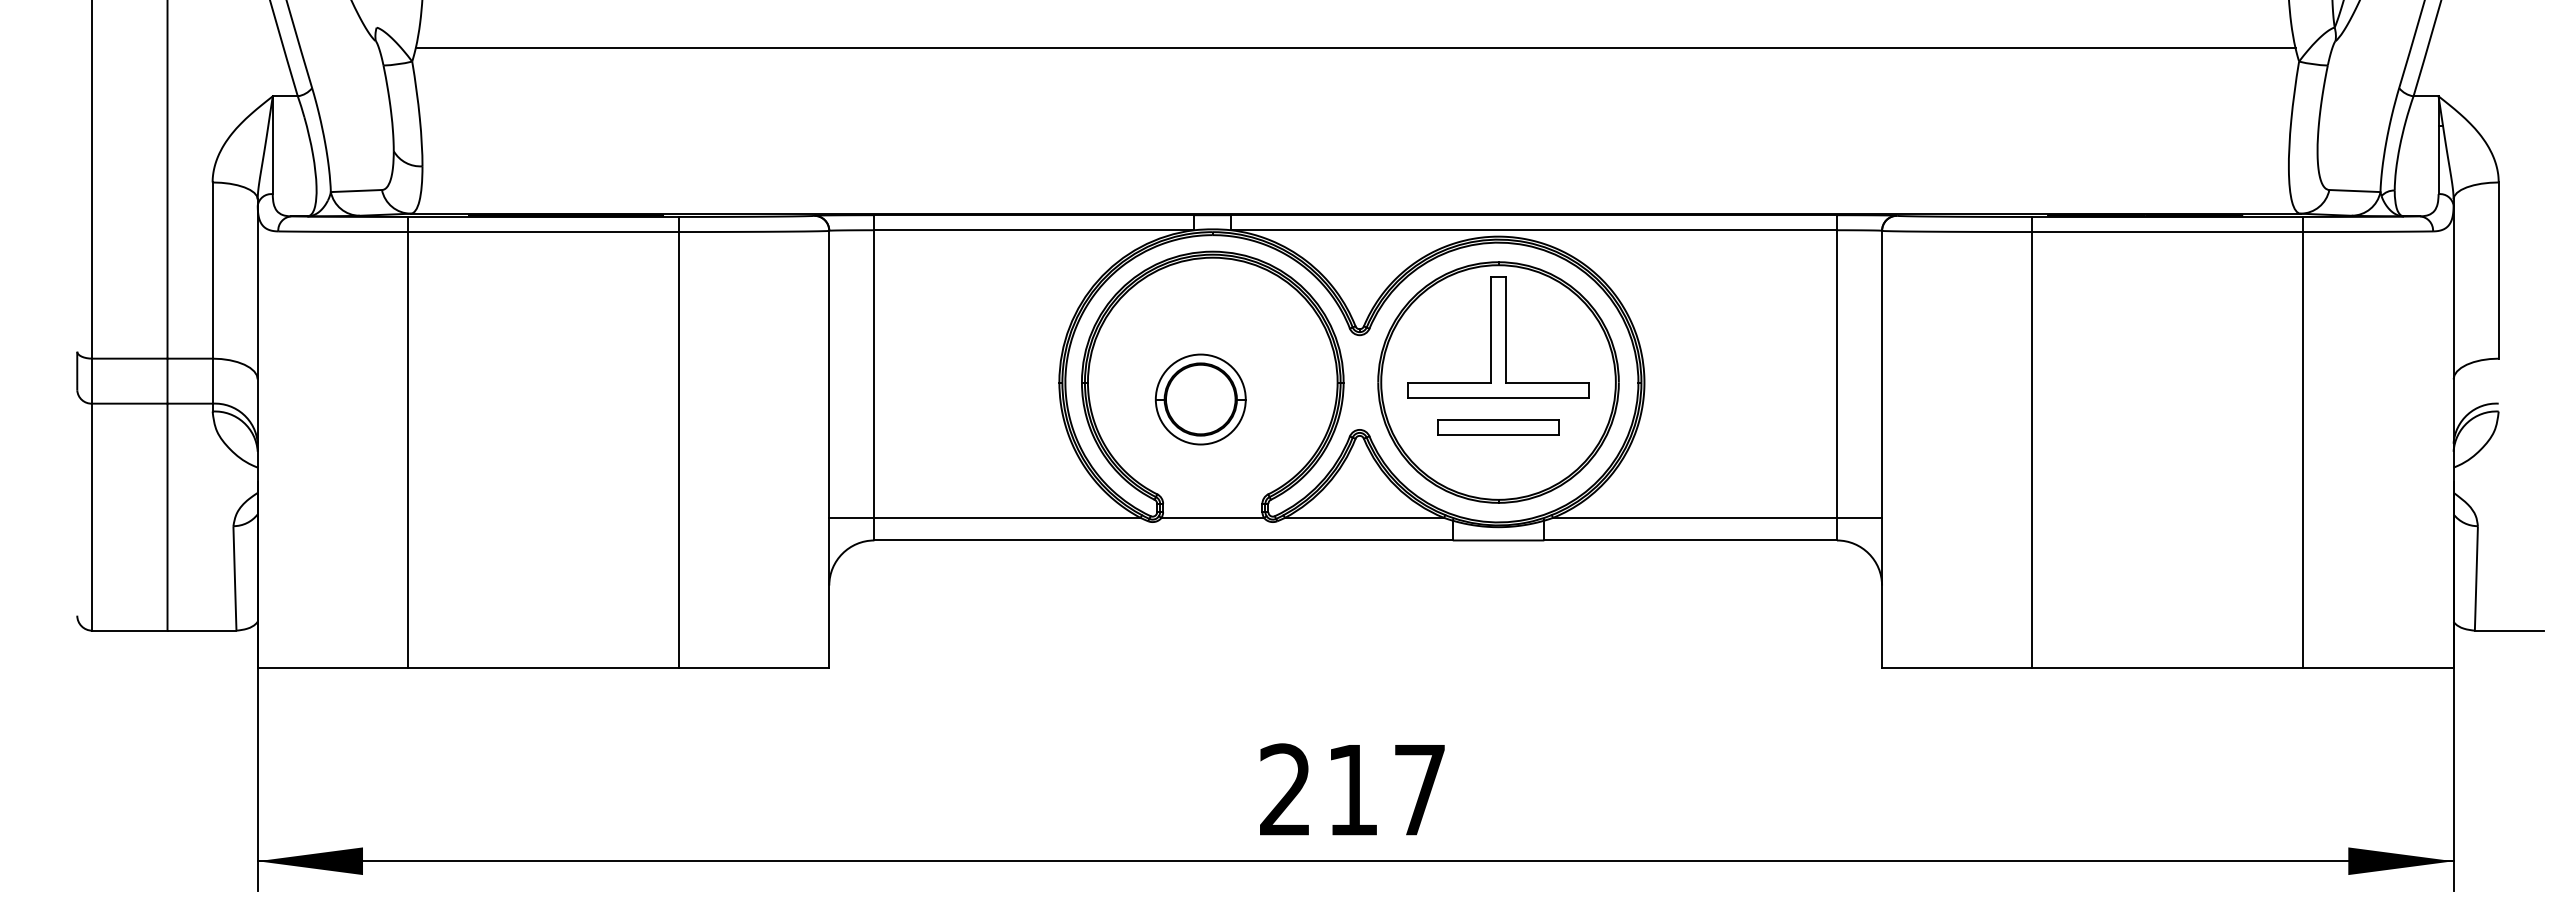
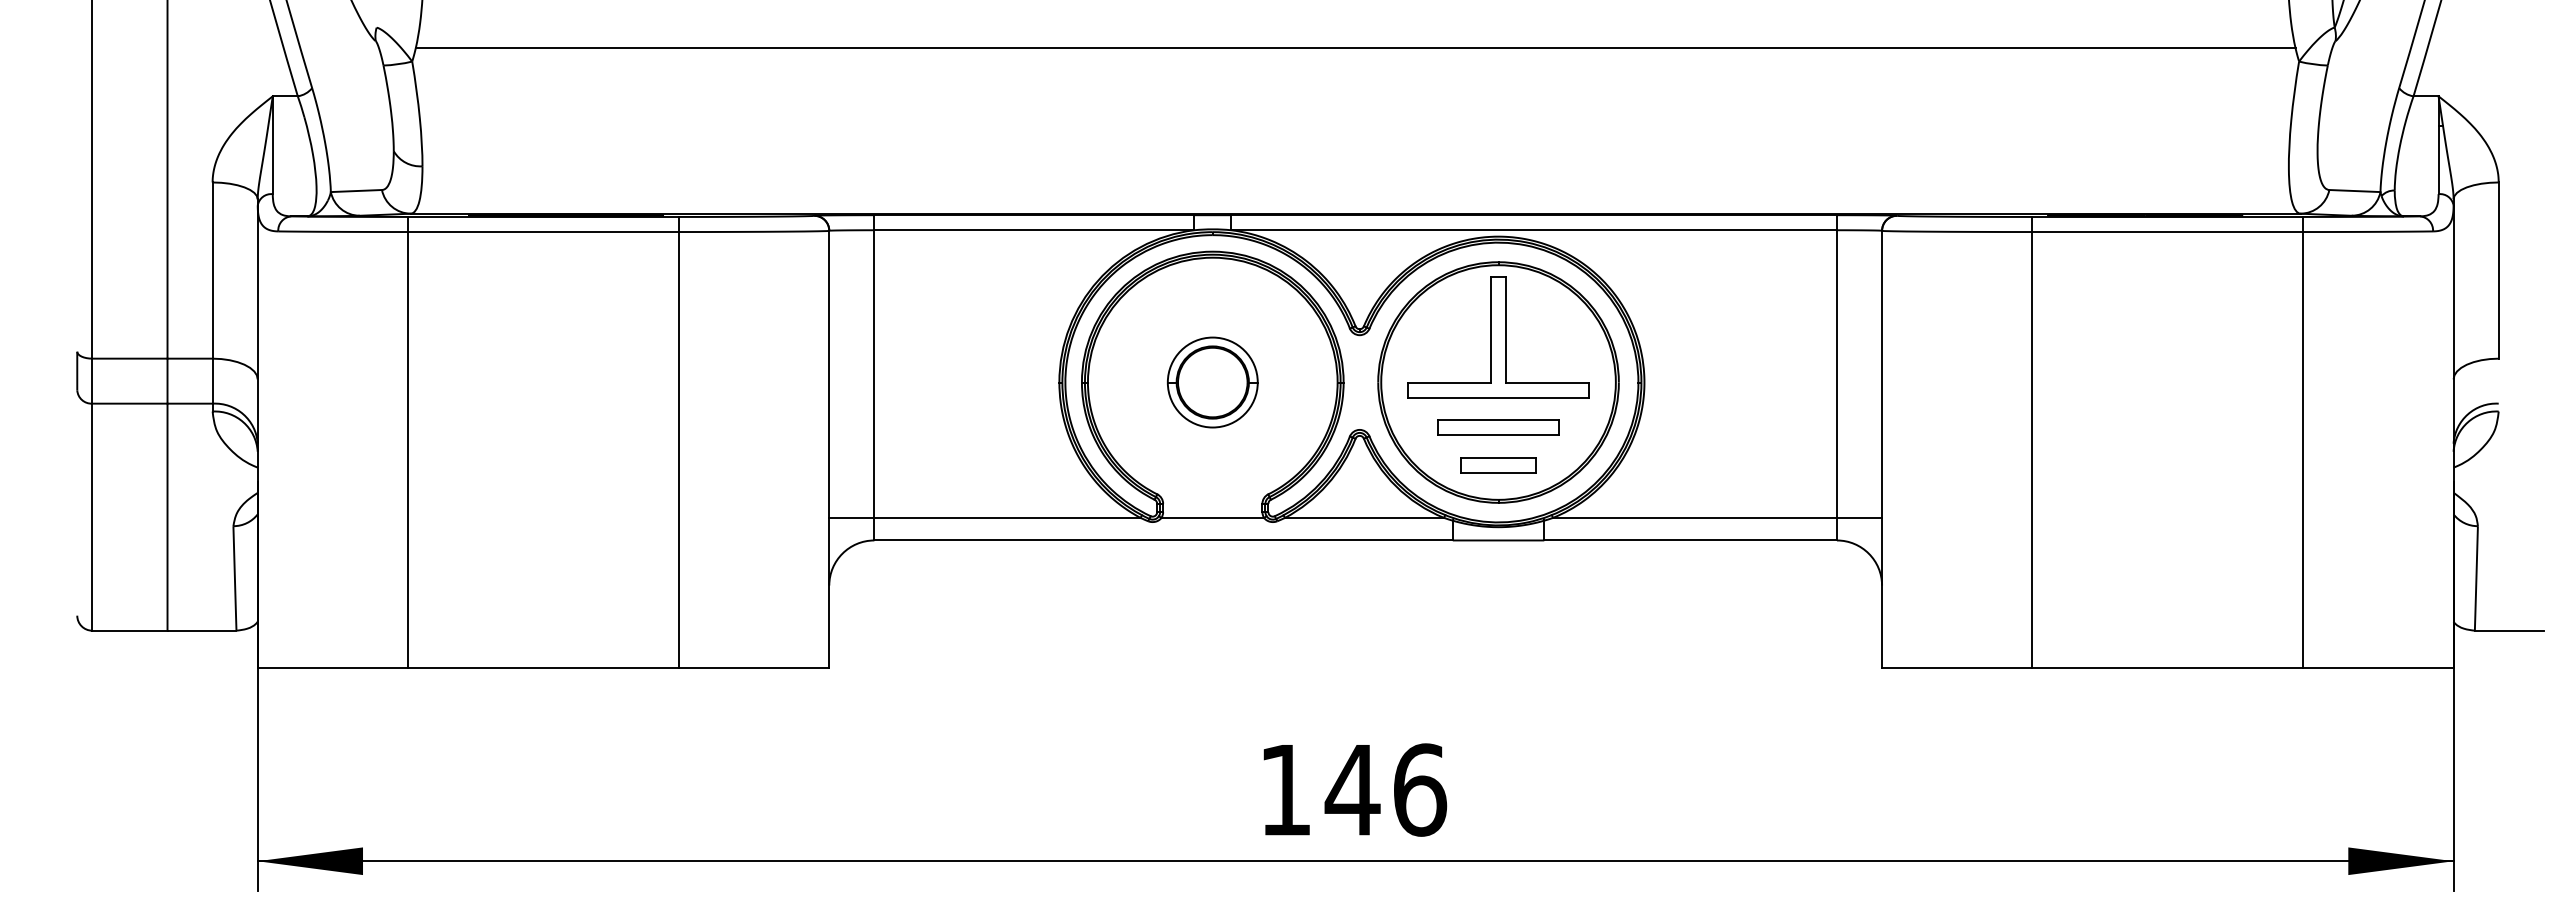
part position: (1200, 399) -> (1212, 382) (1212, 382)
part: none -> present (1498, 465)
text: 217 -> 146 (1353, 789)
